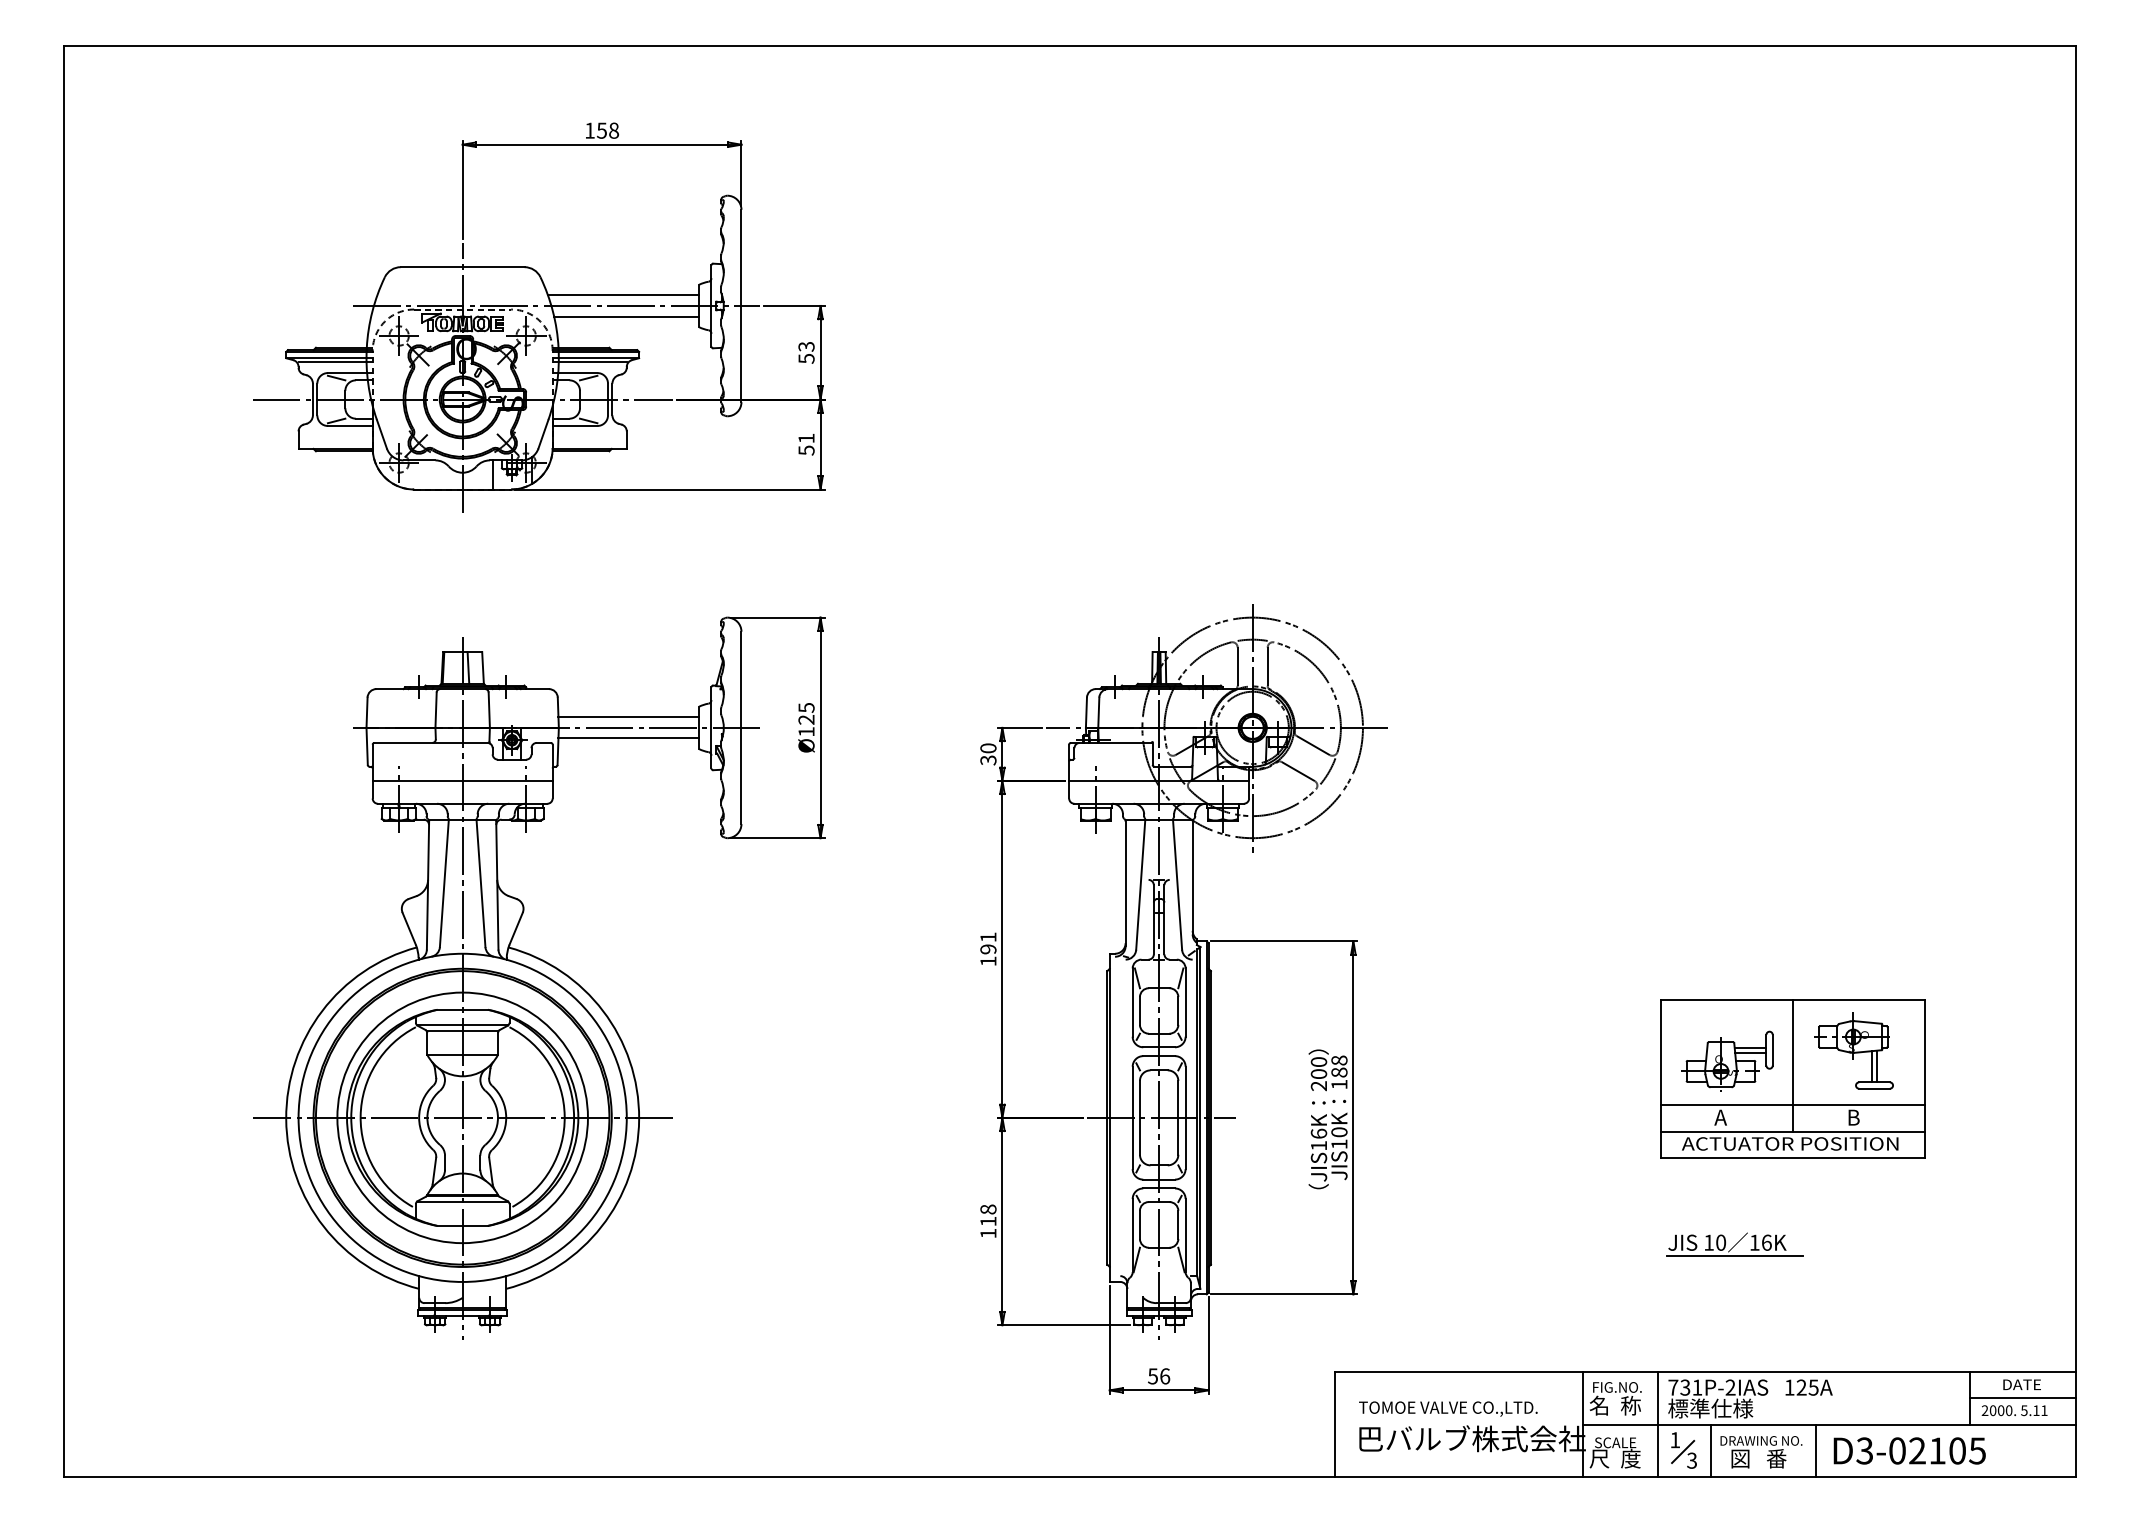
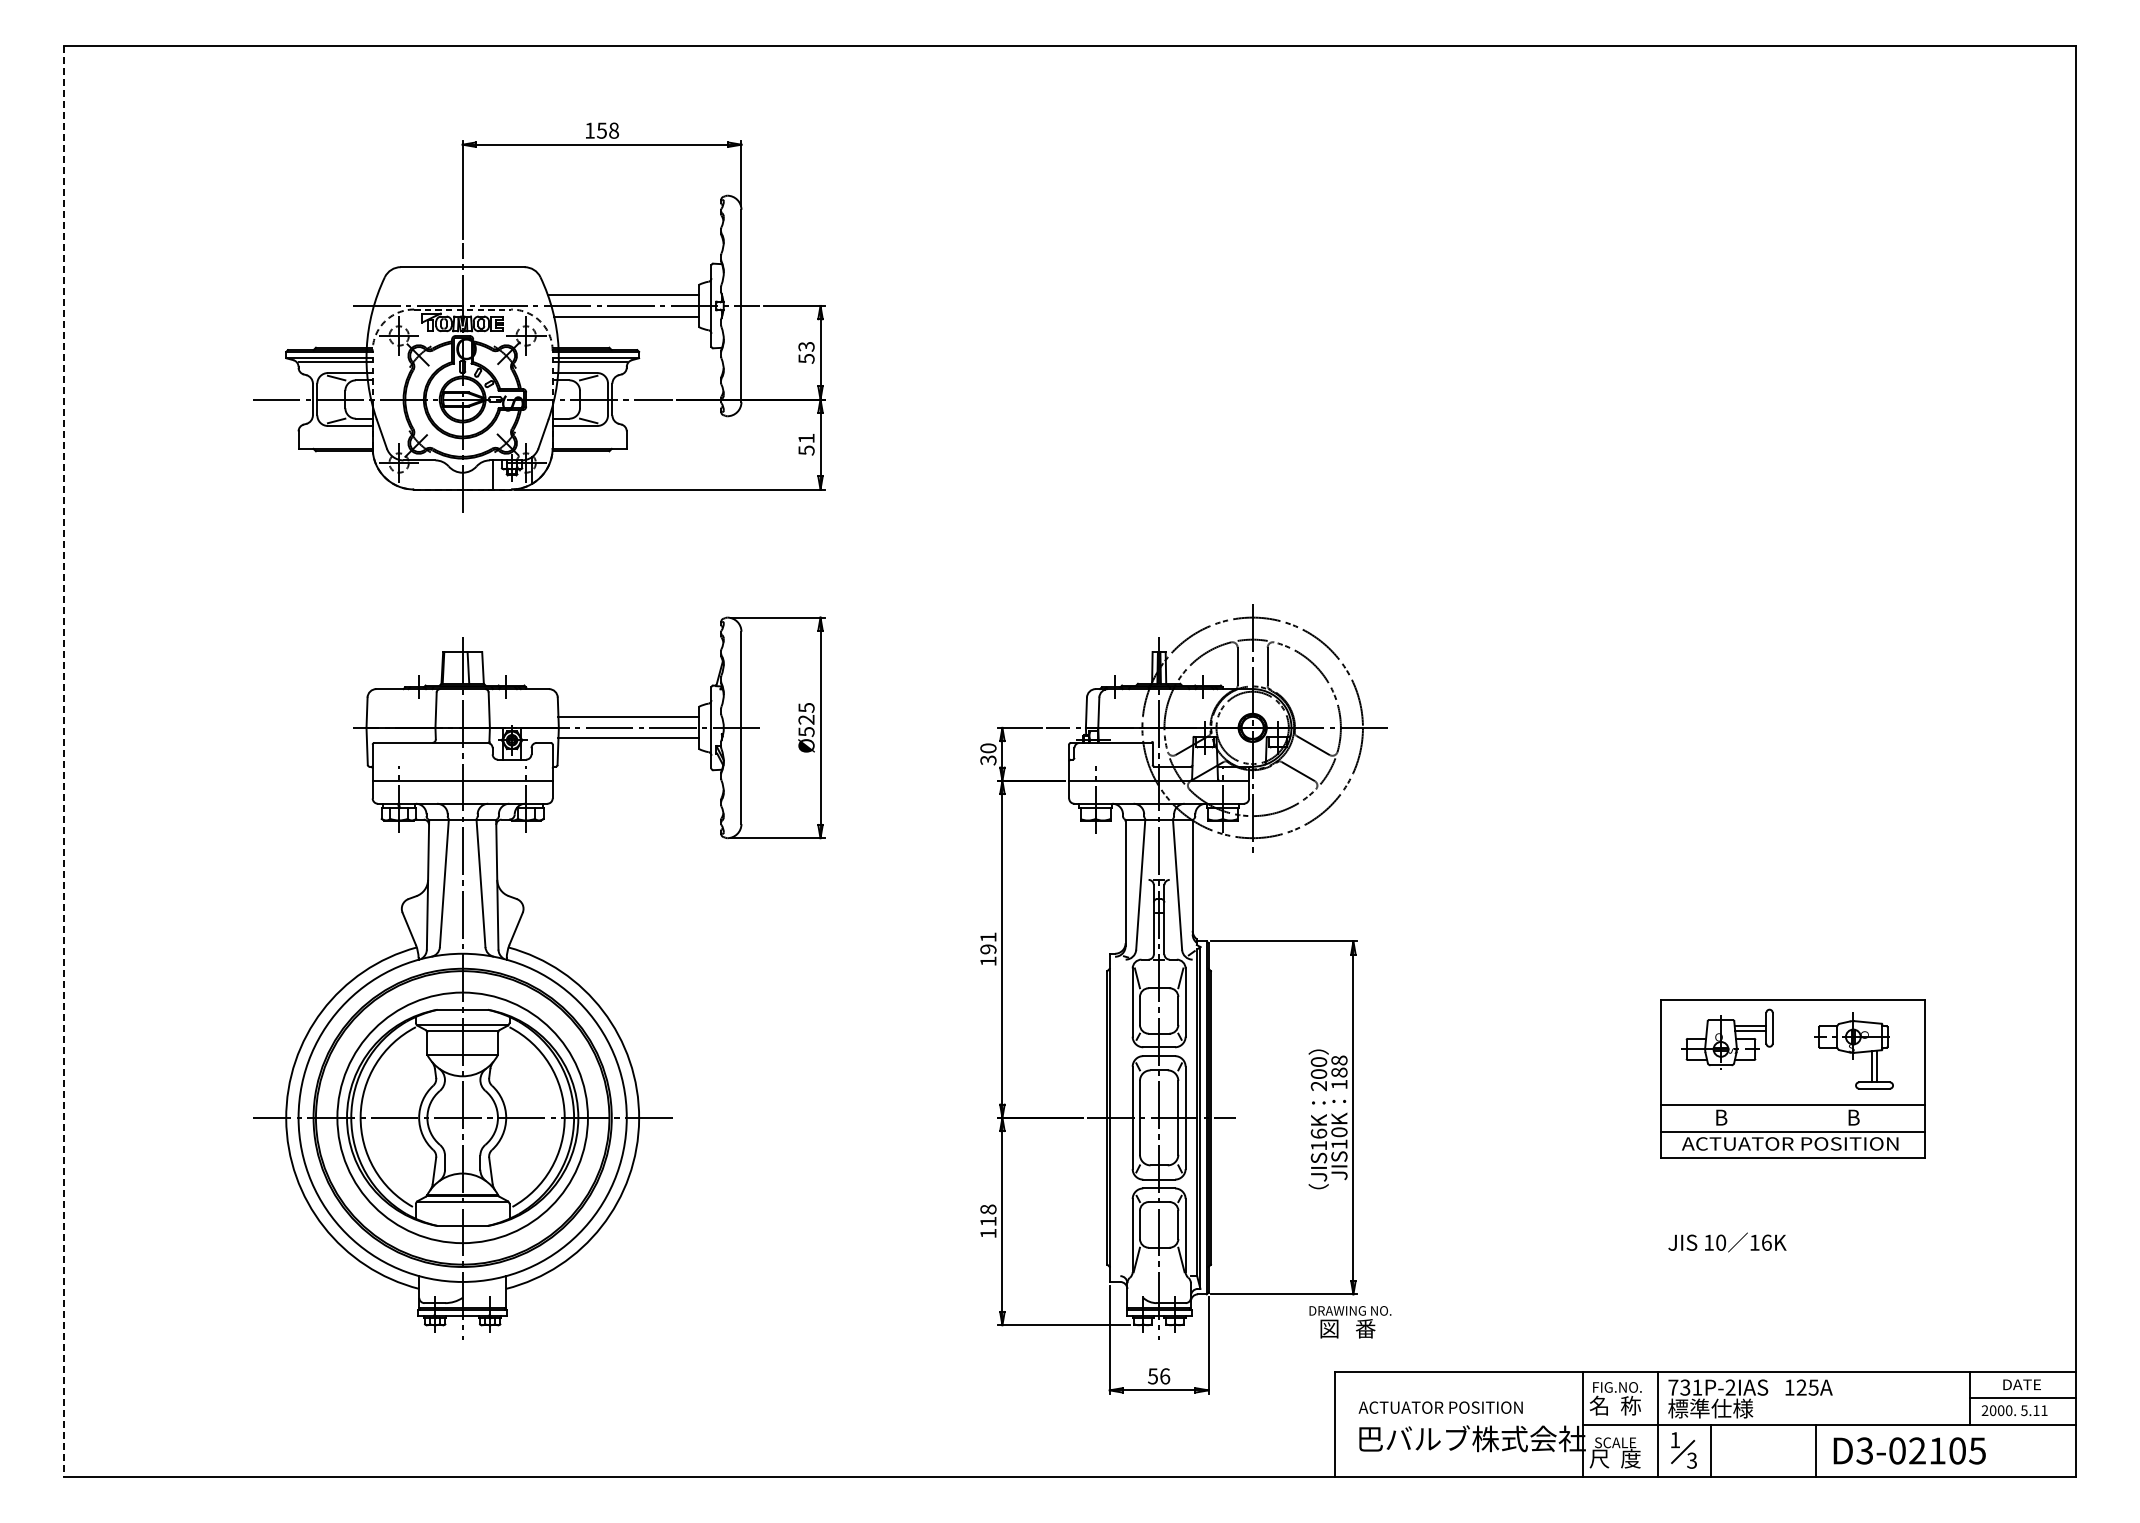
text: Ø125 -> Ø525 (806, 732)
line: solid -> dashed (64, 761)
part position: (1727, 1060) -> (1727, 1038) (1727, 1038)
line: present -> none (1792, 1065)
text: A -> B (1720, 1117)
line: present -> none (1735, 1255)
text: TOMOE VALVE CO.,LTD. -> ACTUATOR POSITION (1447, 1408)
text position: (1761, 1452) -> (1350, 1322) (1350, 1322)
